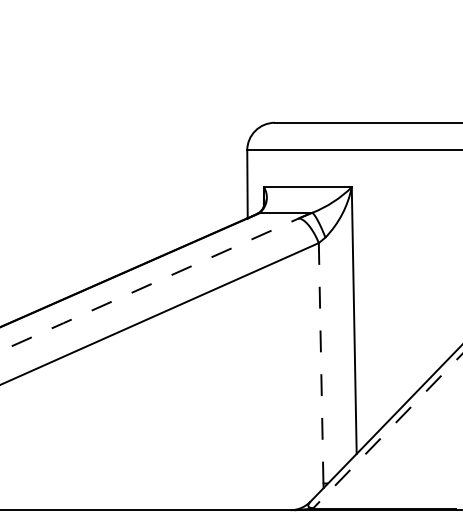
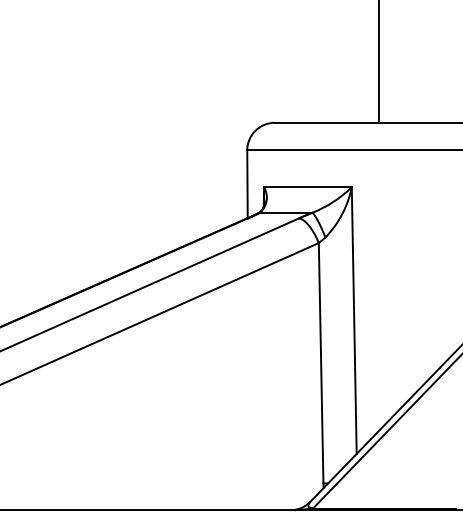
line: none -> present (378, 62)
line: dashed -> solid (155, 282)
line: dashed -> solid (321, 362)
line: dashed -> solid (387, 431)
